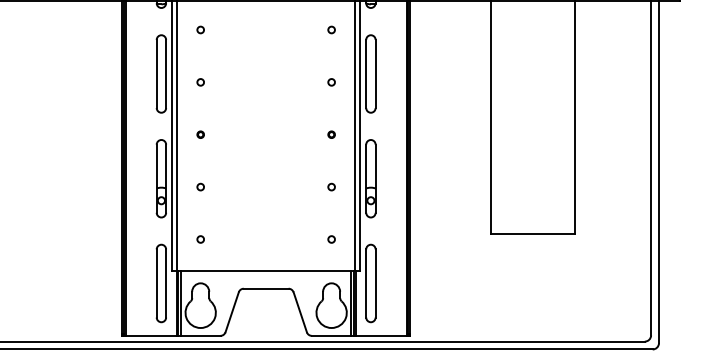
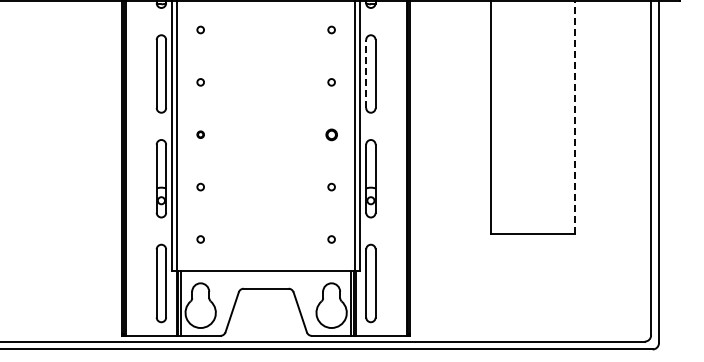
line: solid -> dashed (366, 73)
line: solid -> dashed (575, 117)
part size: 9x9 px -> 13x14 px (331, 134)
